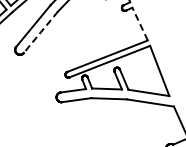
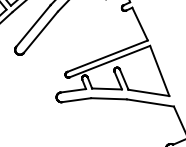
line: dashed -> solid (139, 23)
line: dashed -> solid (40, 32)
